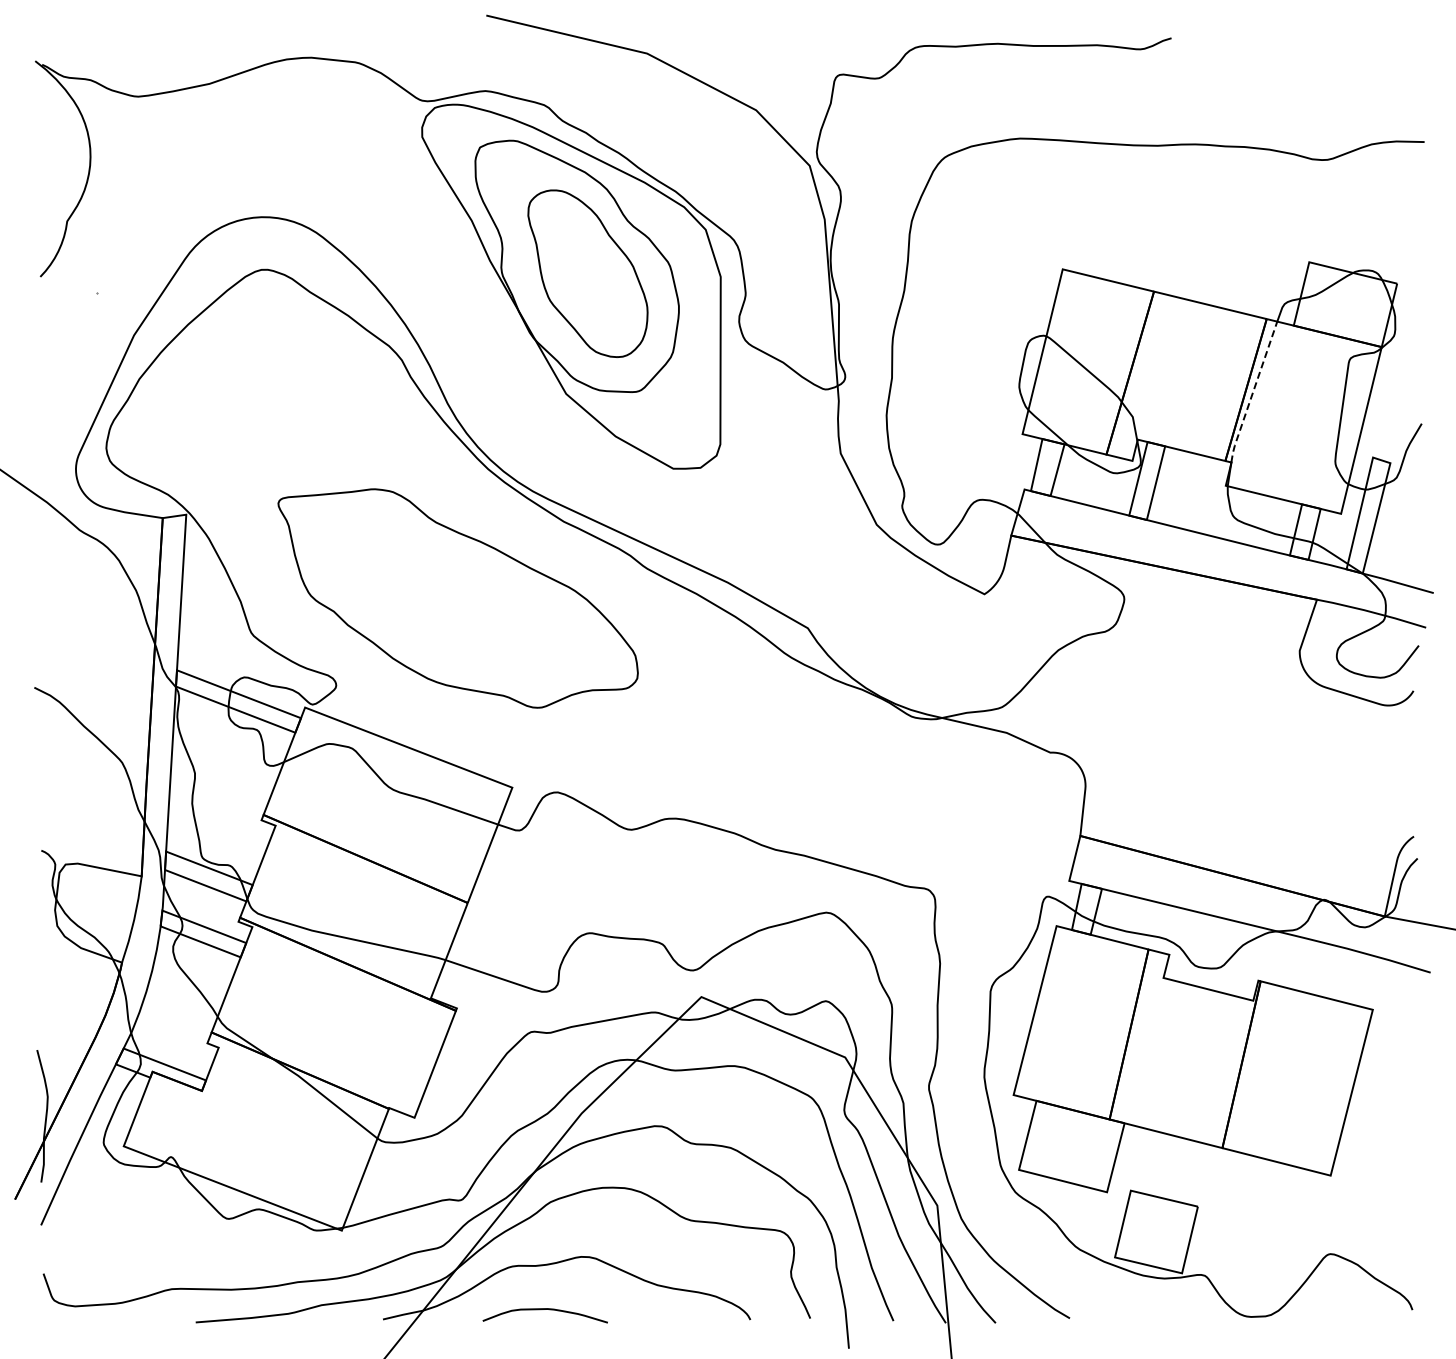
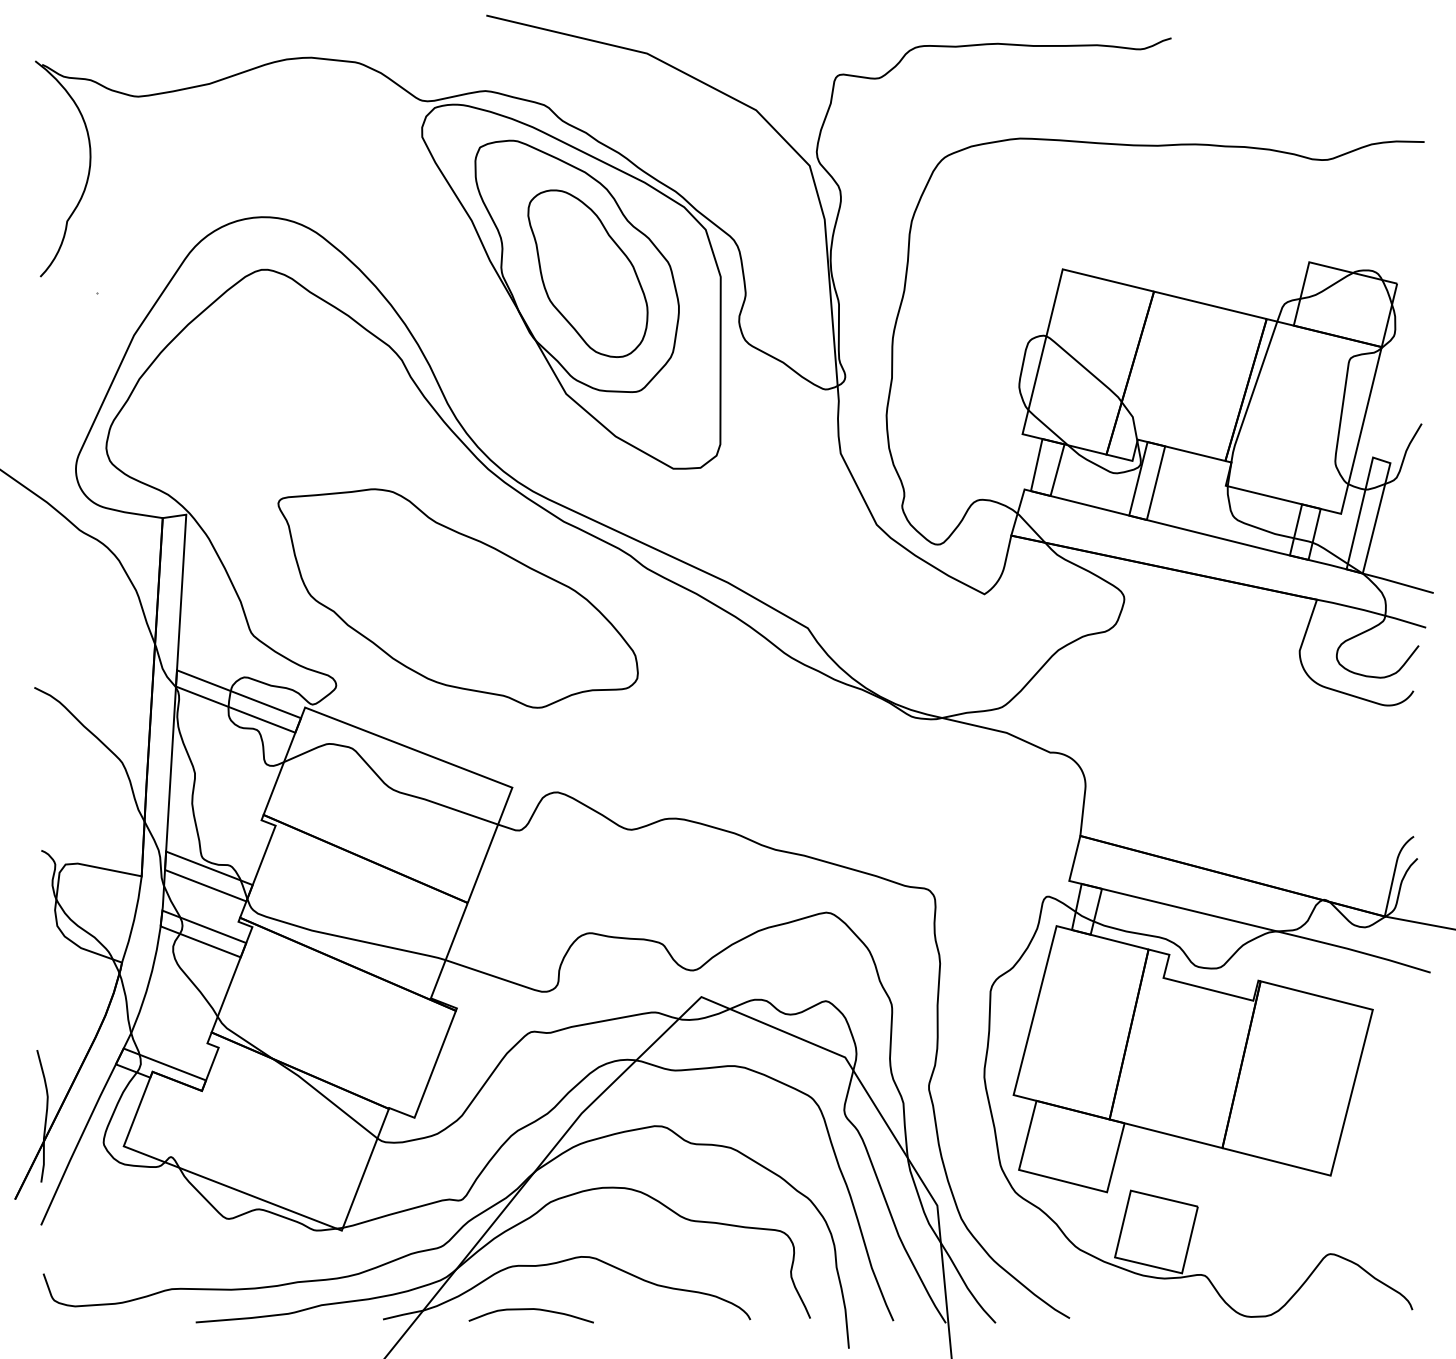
line: dashed -> solid (1252, 393)
curve position: (541, 1310) -> (527, 1310) (527, 1310)
